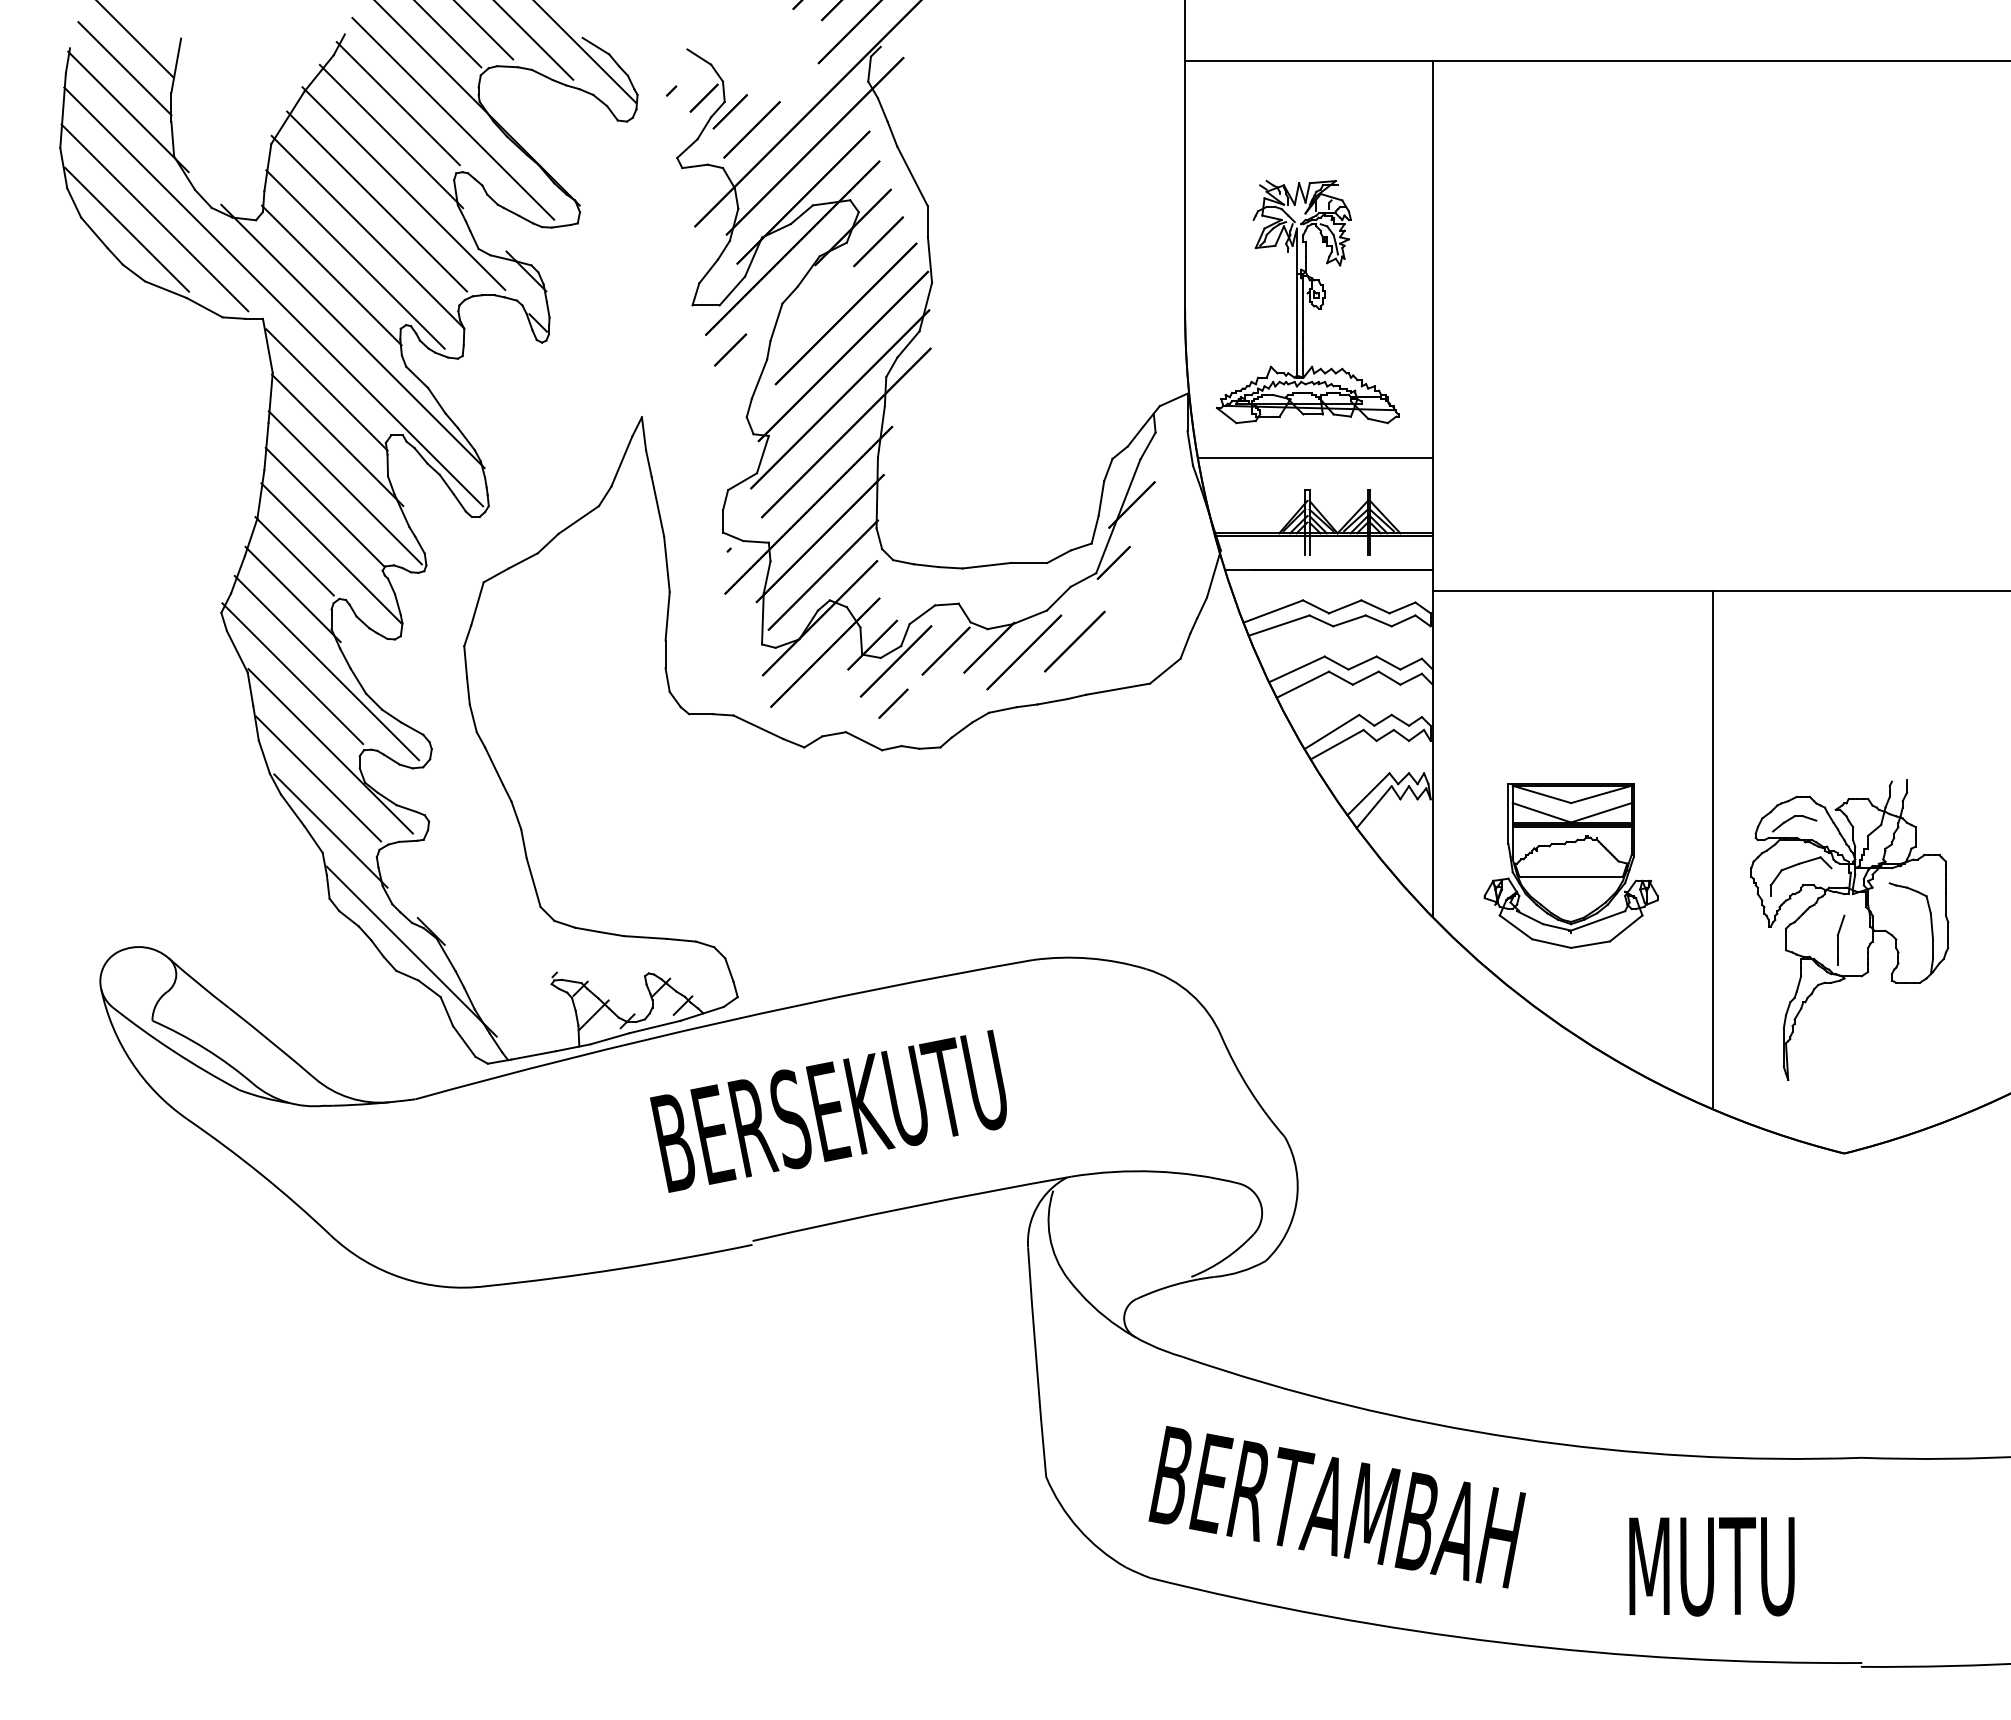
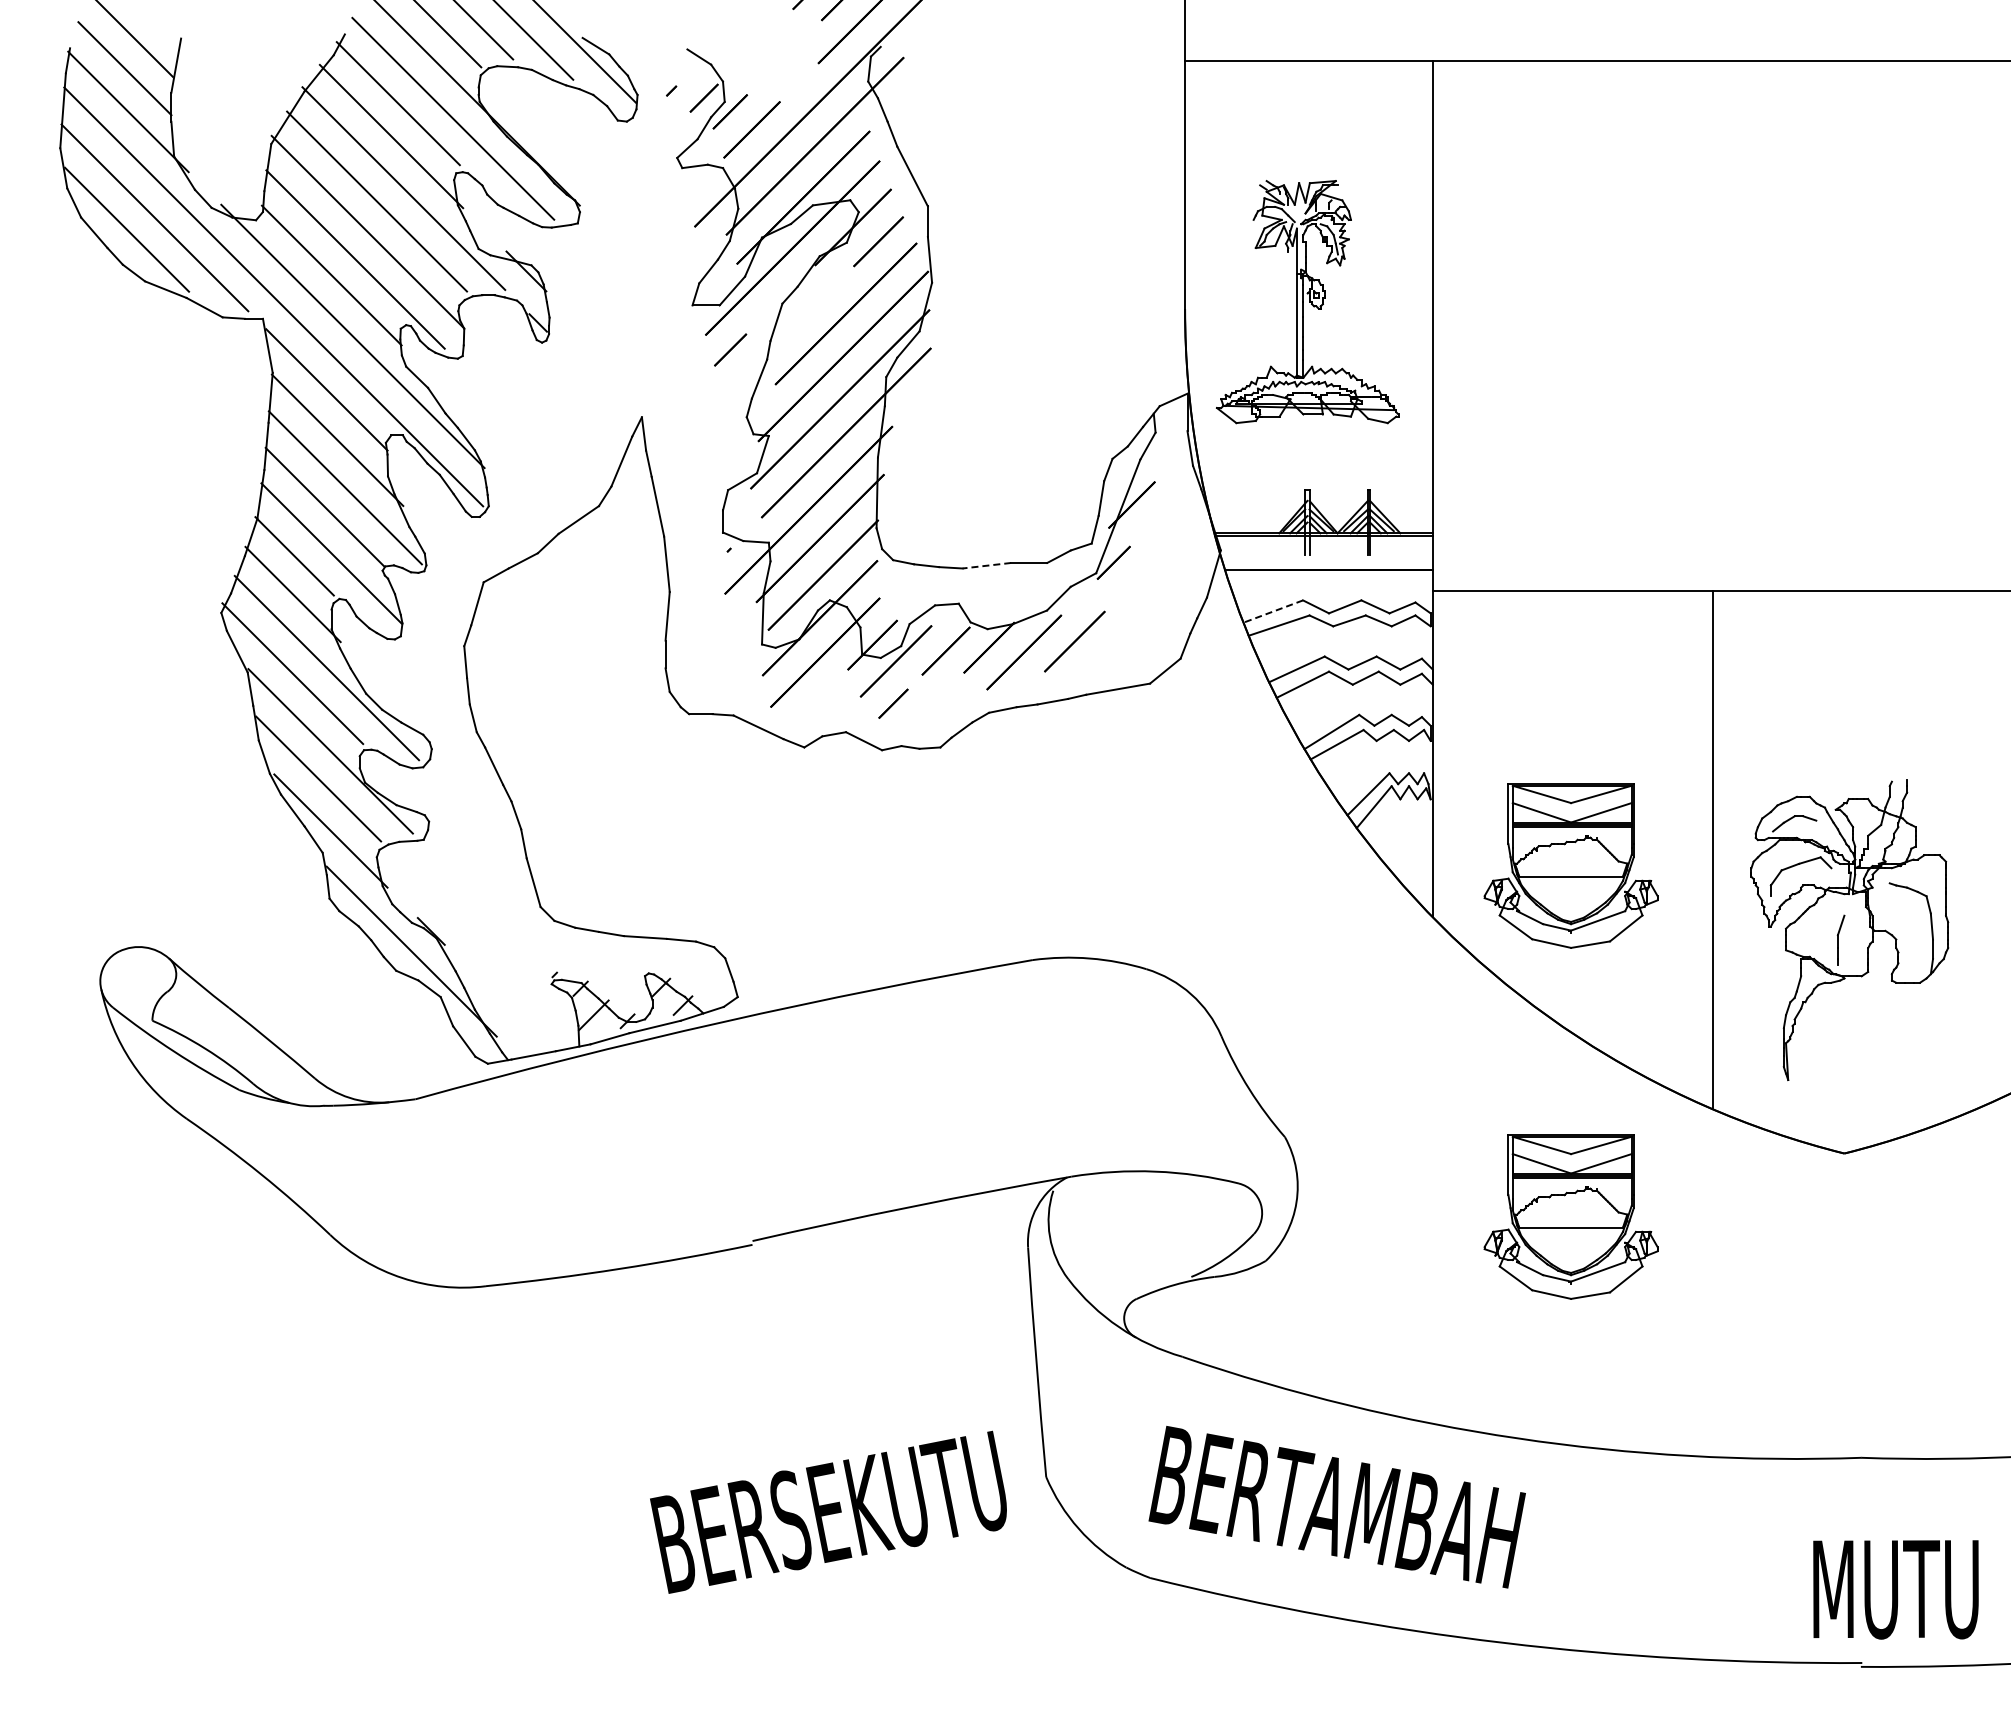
line: present -> none (1314, 457)
line: solid -> dashed (986, 565)
line: solid -> dashed (1273, 611)
text position: (828, 1110) -> (828, 1511) (828, 1511)
part: none -> present (1570, 1216)
text position: (1711, 1566) -> (1895, 1589) (1895, 1589)
